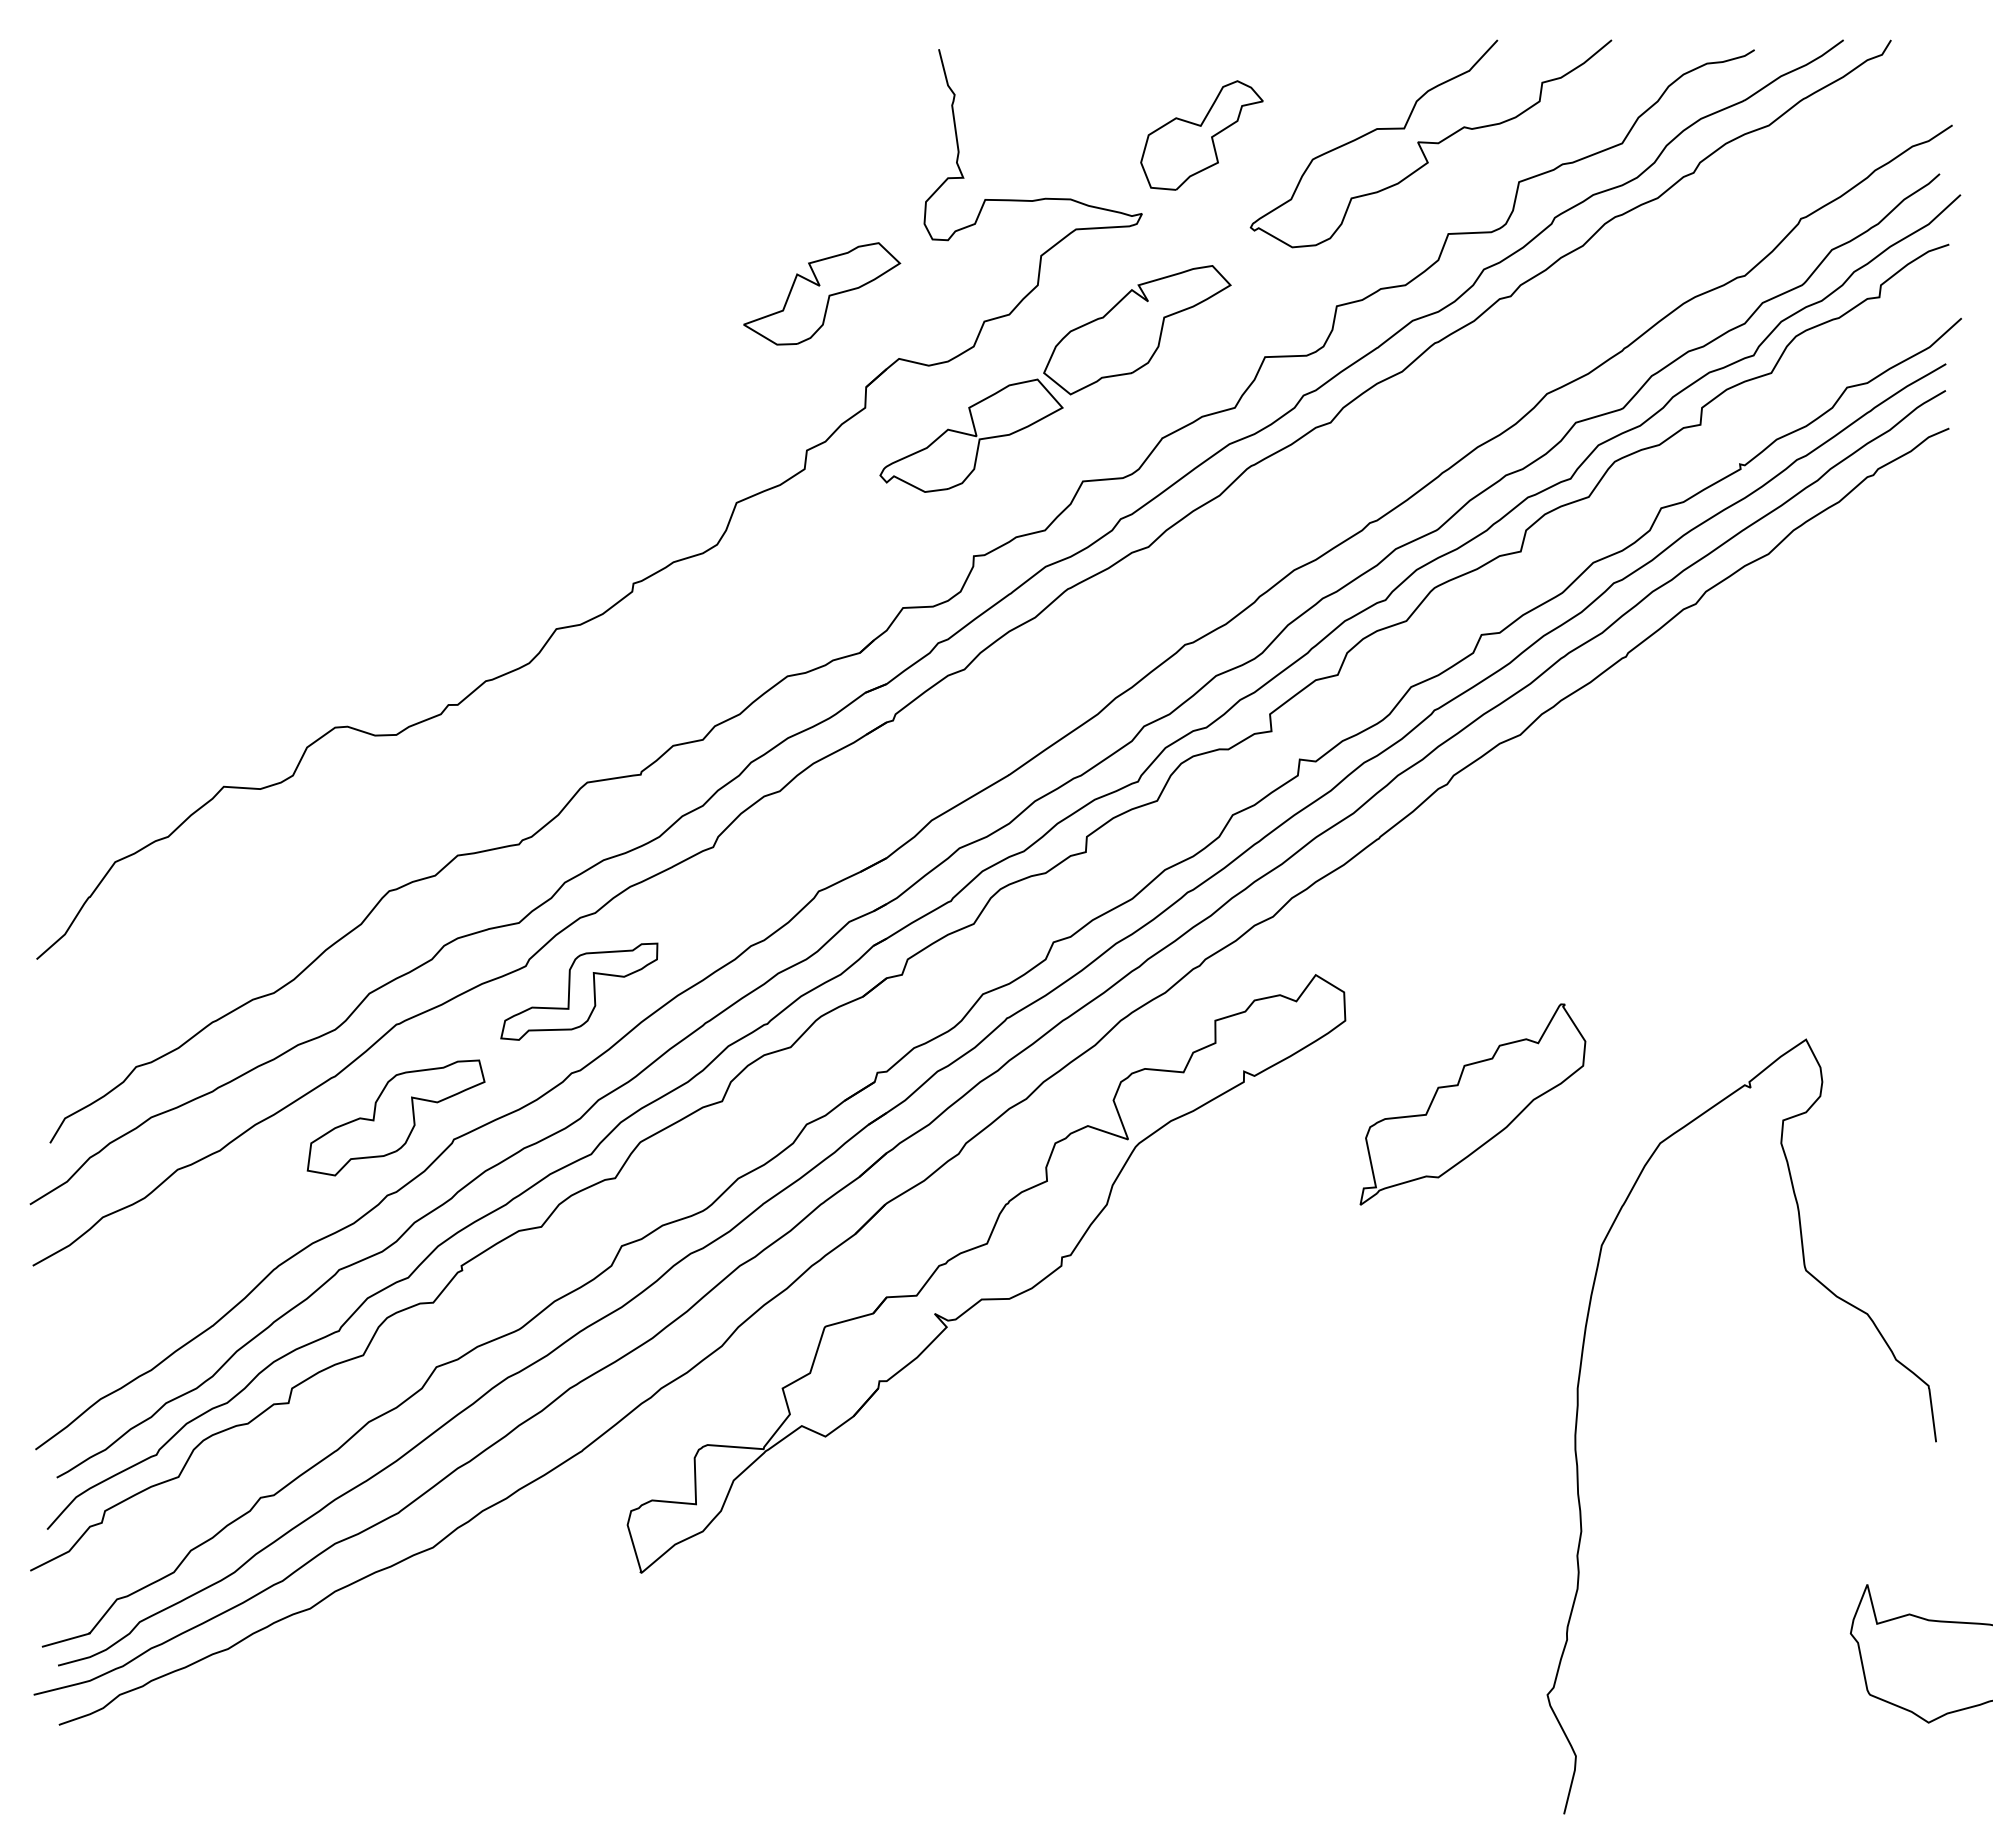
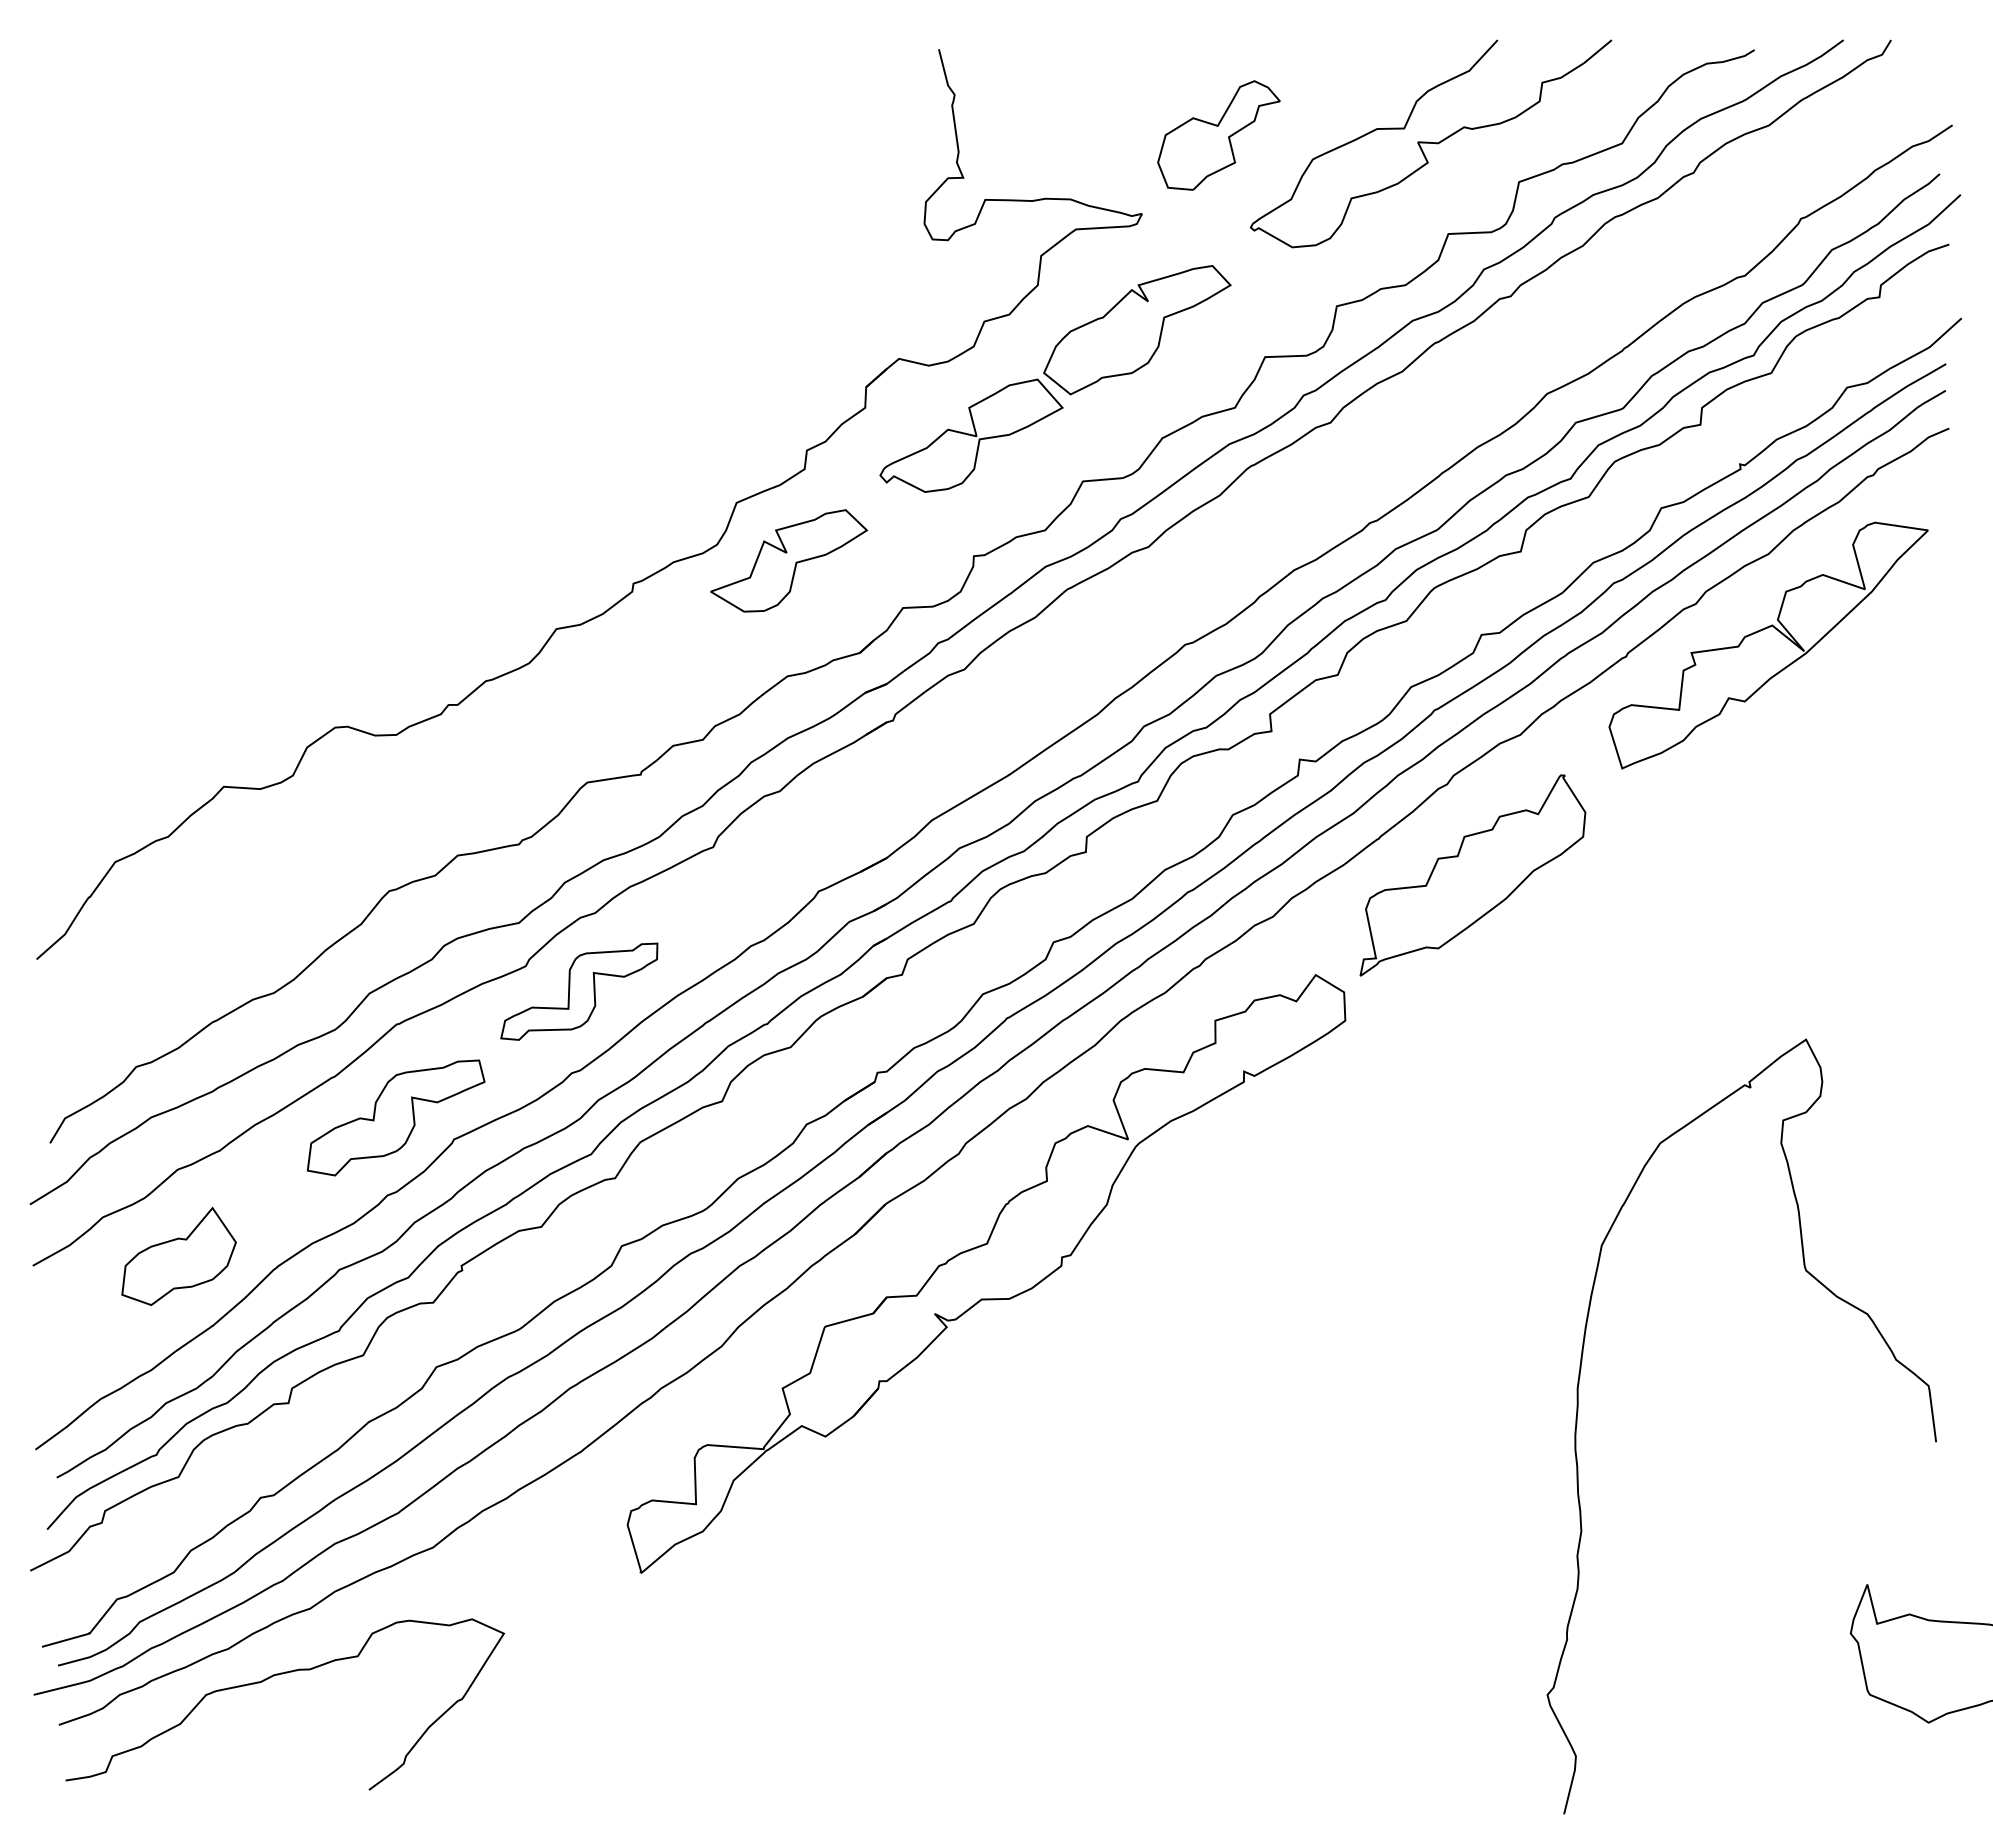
part position: (1201, 135) -> (1218, 135) (1218, 135)
part position: (822, 293) -> (789, 560) (789, 560)
part: none -> present (1768, 645)
part position: (1472, 1104) -> (1472, 875) (1472, 875)
part: none -> present (178, 1255)
curve: none -> present (278, 1675)
